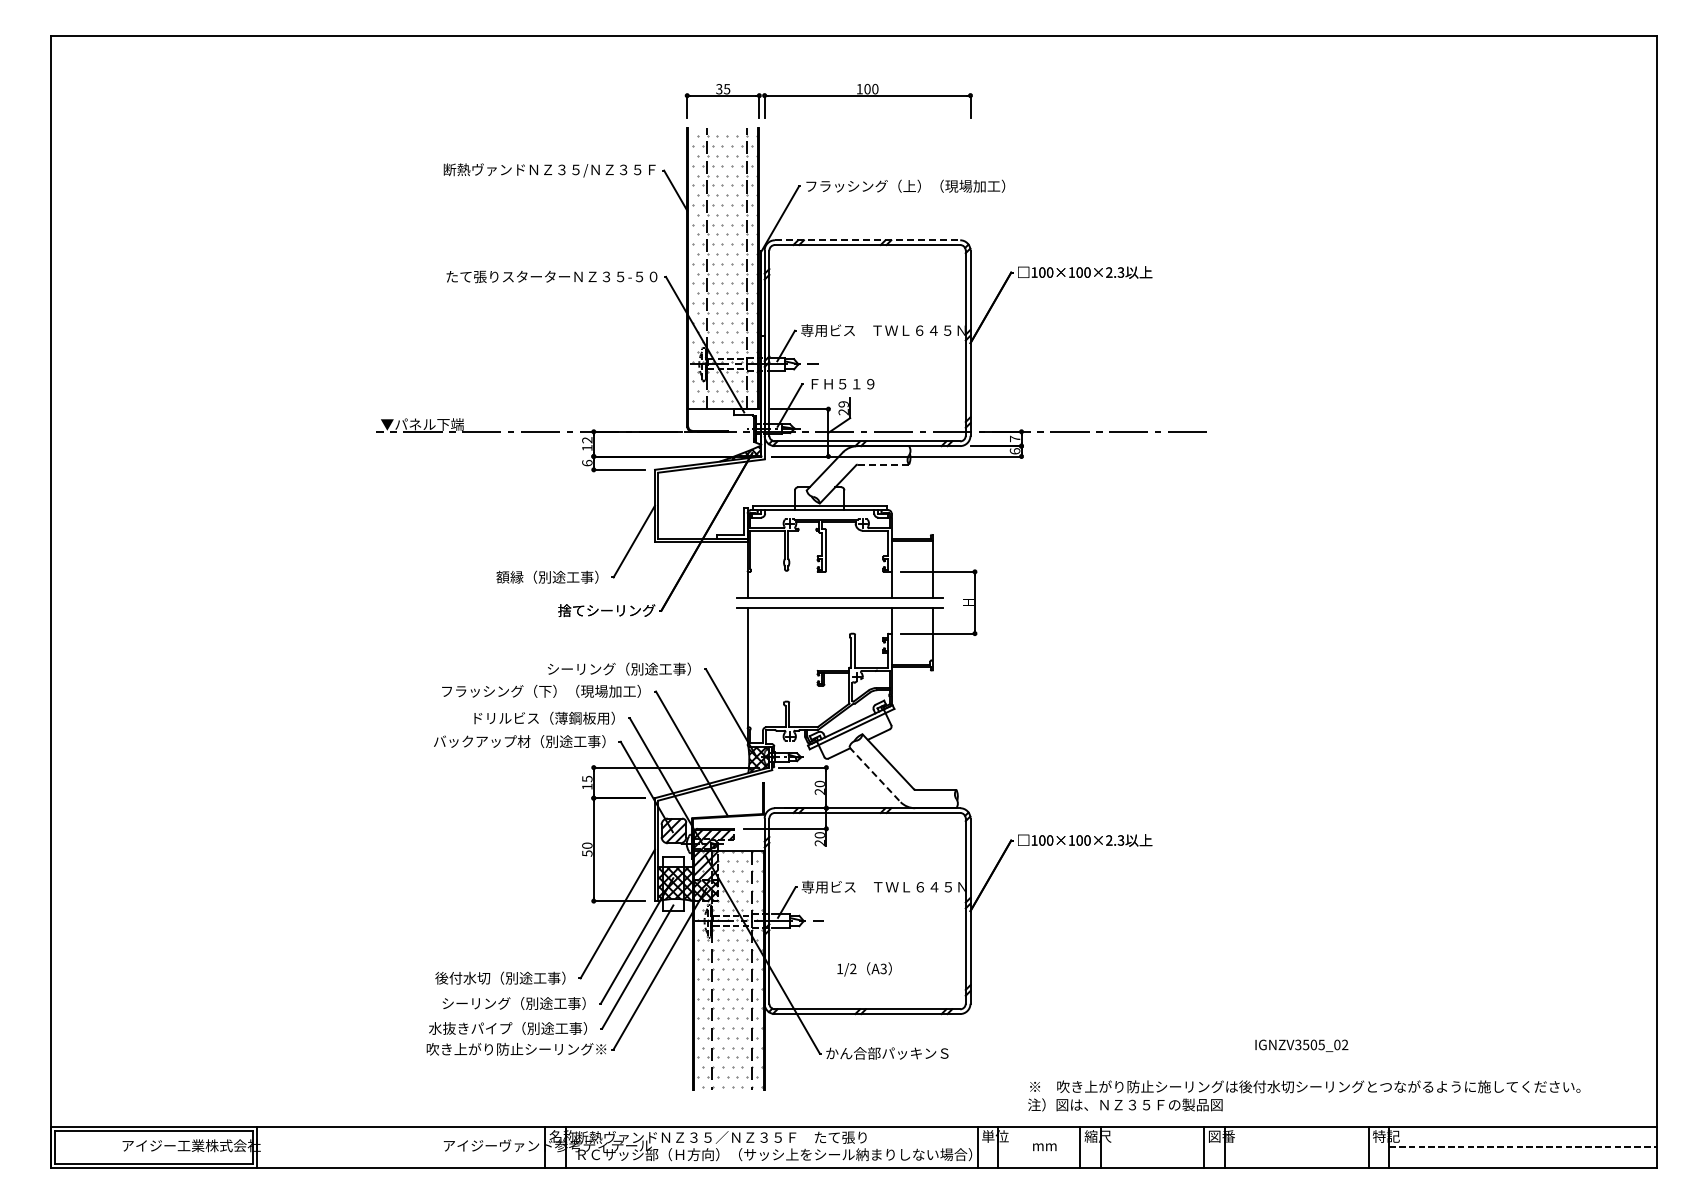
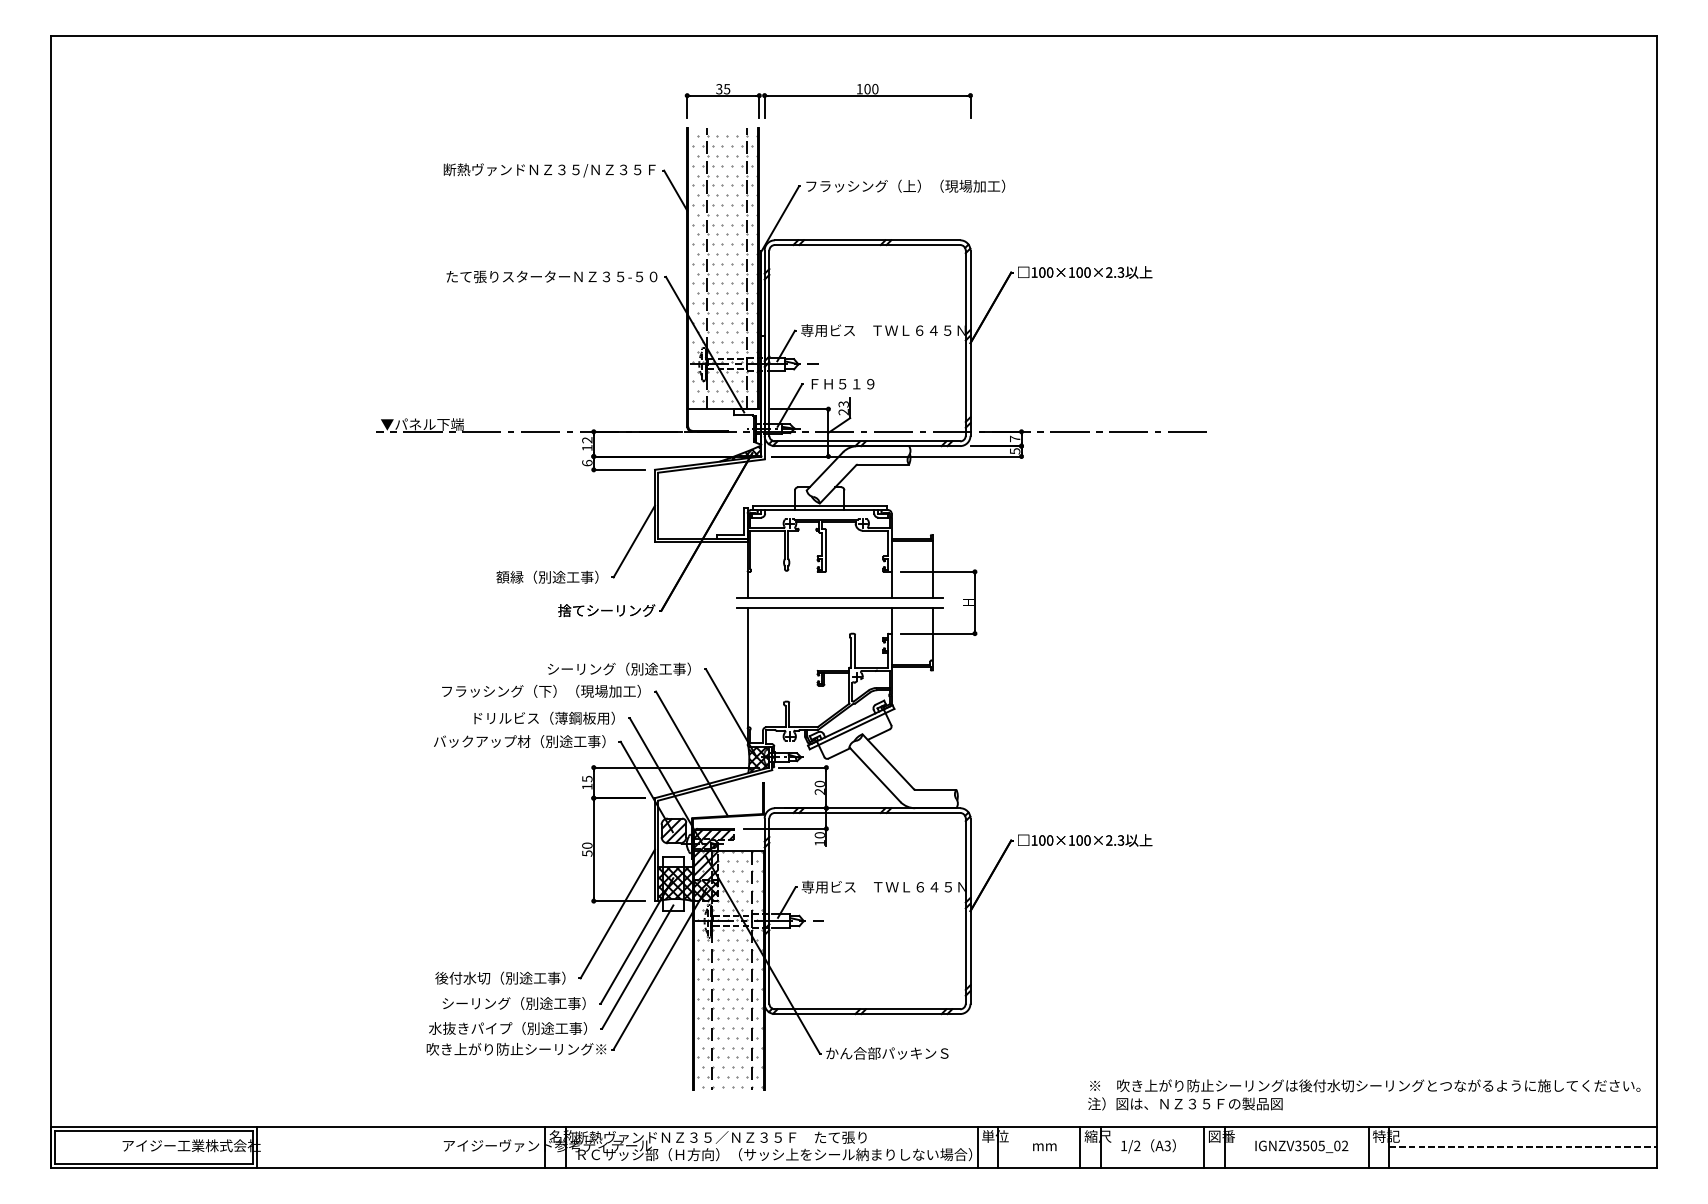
line: dashed -> solid (867, 240)
text: 29 -> 23 (843, 404)
text: 6 -> 5 (1014, 451)
line: dashed -> solid (883, 464)
line: dashed -> solid (875, 775)
text: 20 -> 10 (819, 842)
text position: (864, 969) -> (1148, 1146) (1148, 1146)
text position: (1301, 1045) -> (1301, 1146) (1301, 1146)
text position: (1304, 1095) -> (1364, 1094) (1364, 1094)
